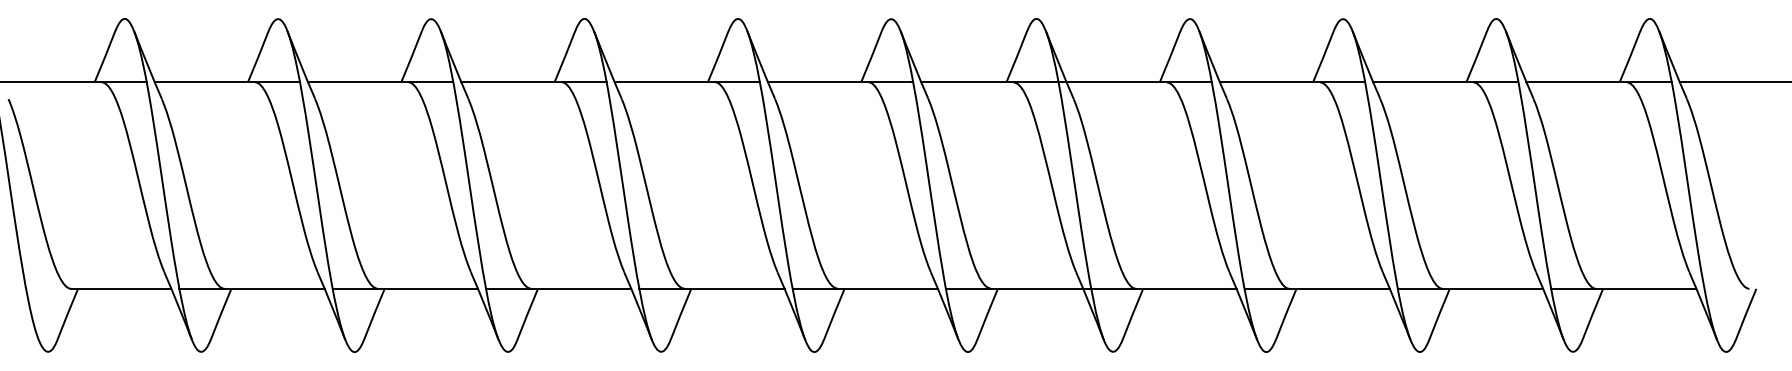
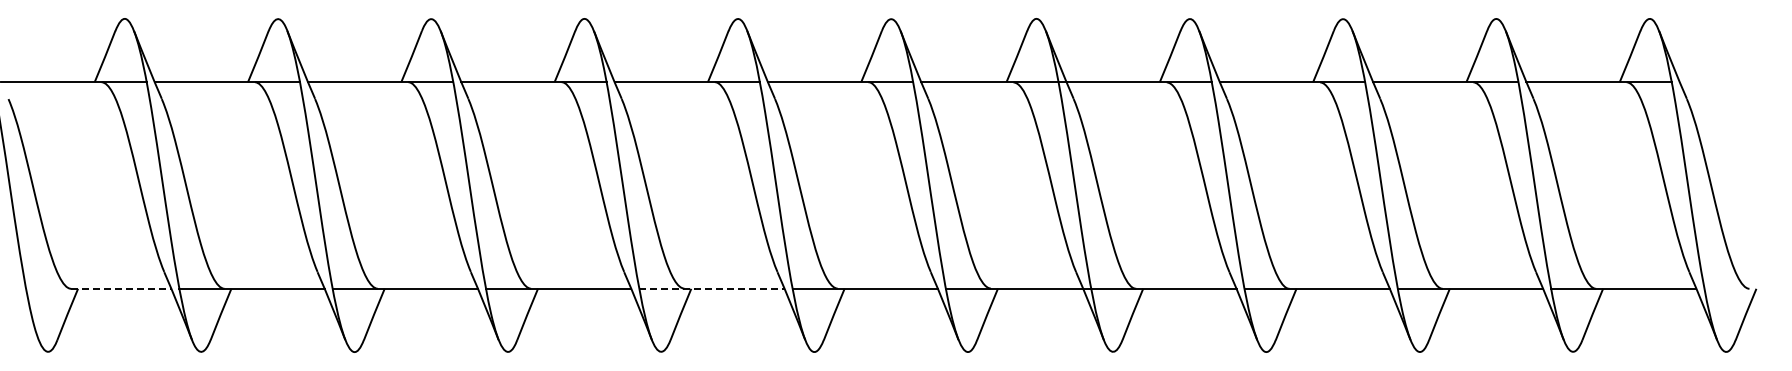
line: present -> none (1733, 82)
line: solid -> dashed (121, 288)
line: solid -> dashed (711, 288)
